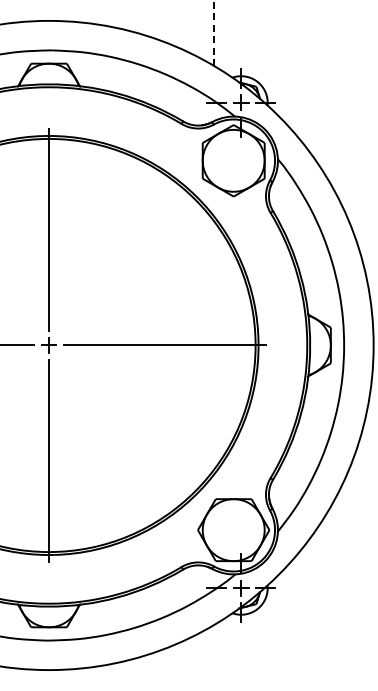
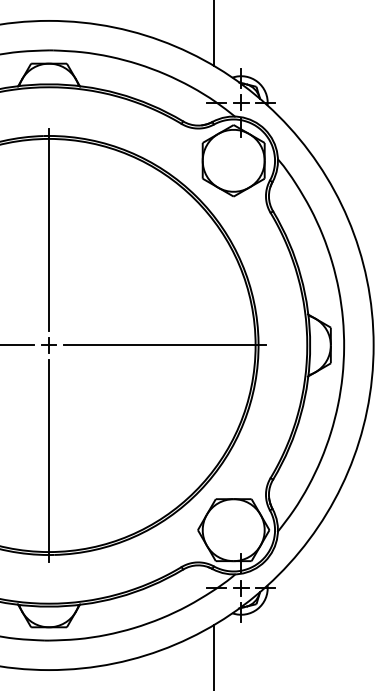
line: dashed -> solid (214, 33)
line: none -> present (214, 655)
